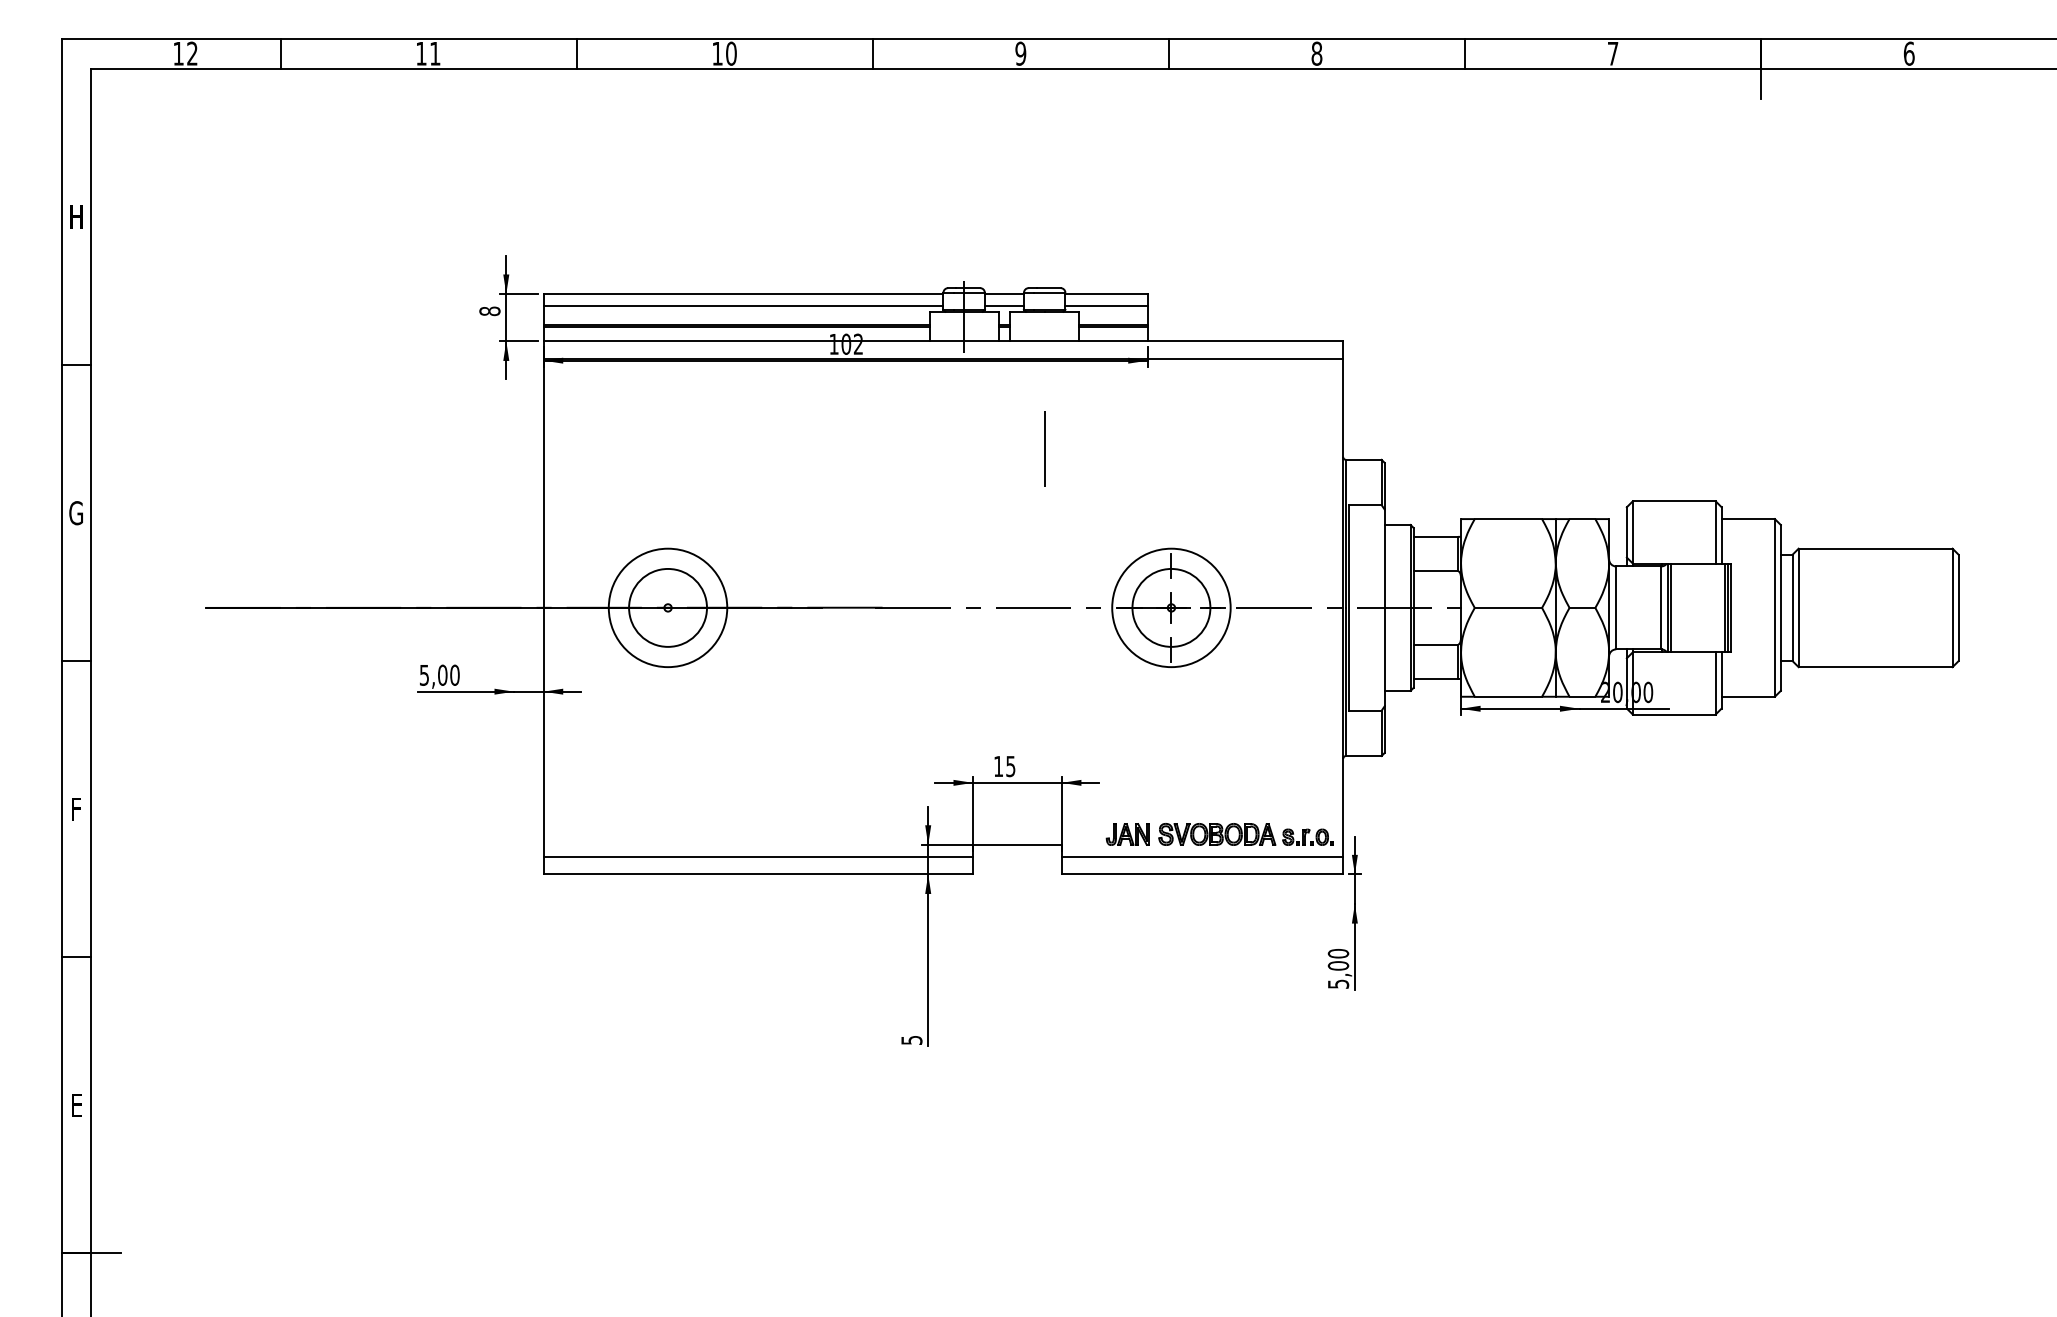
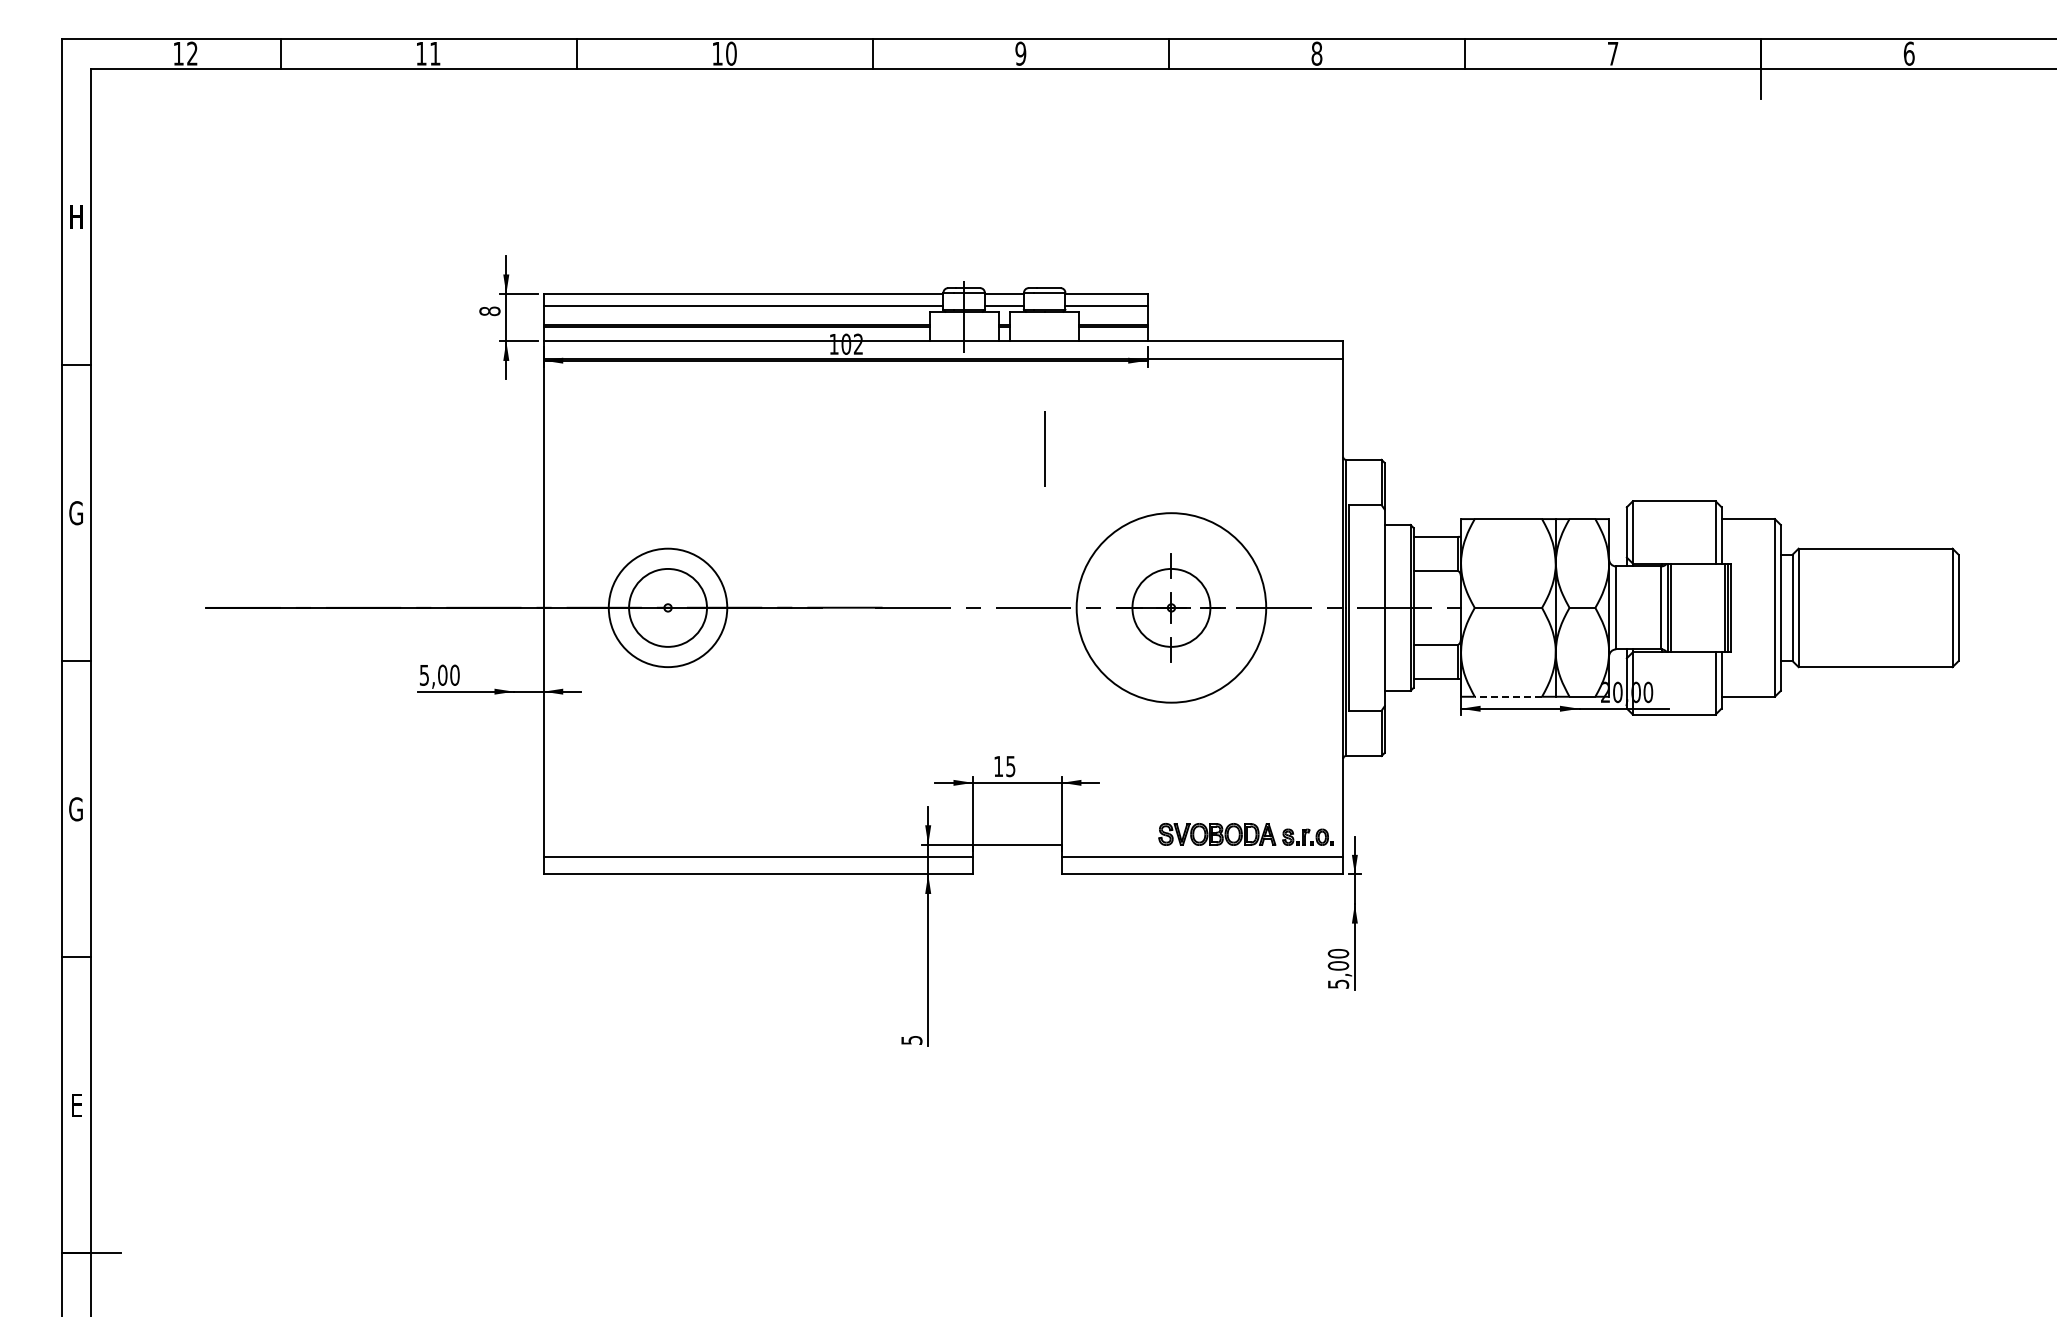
circle diameter: 118 px -> 190 px (1171, 607)
line: solid -> dashed (1508, 696)
text: F -> G (75, 809)
part: present -> none (1127, 834)
